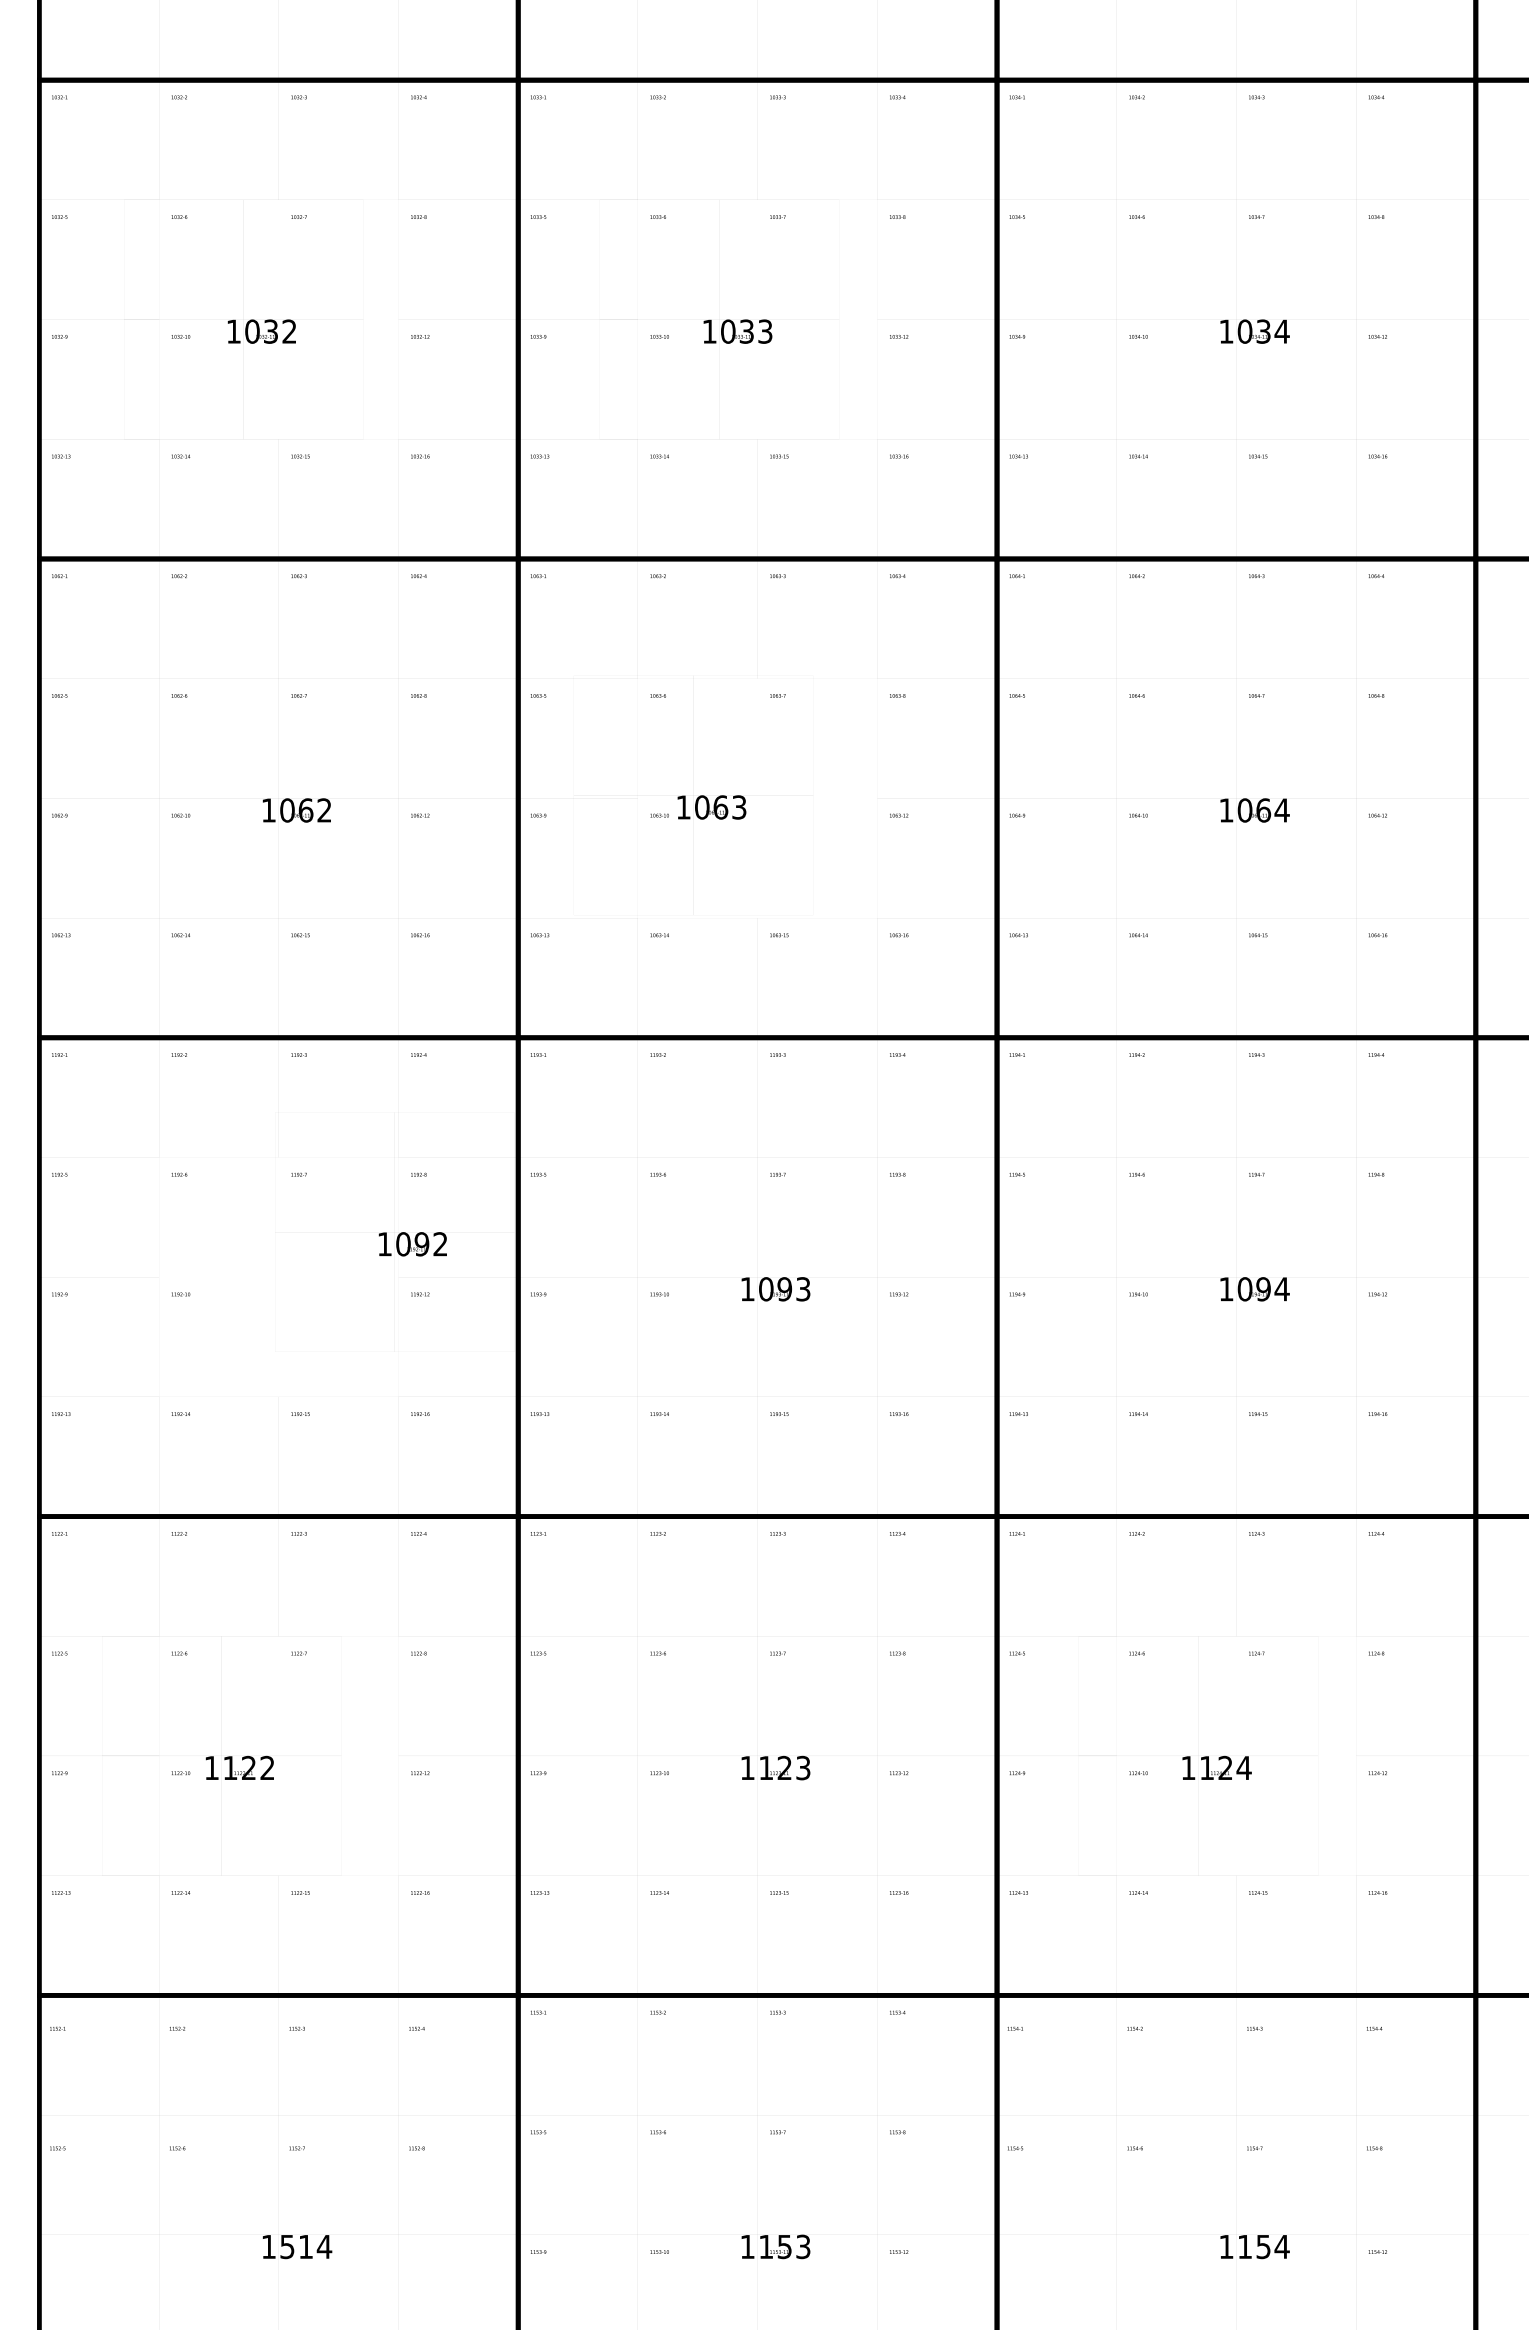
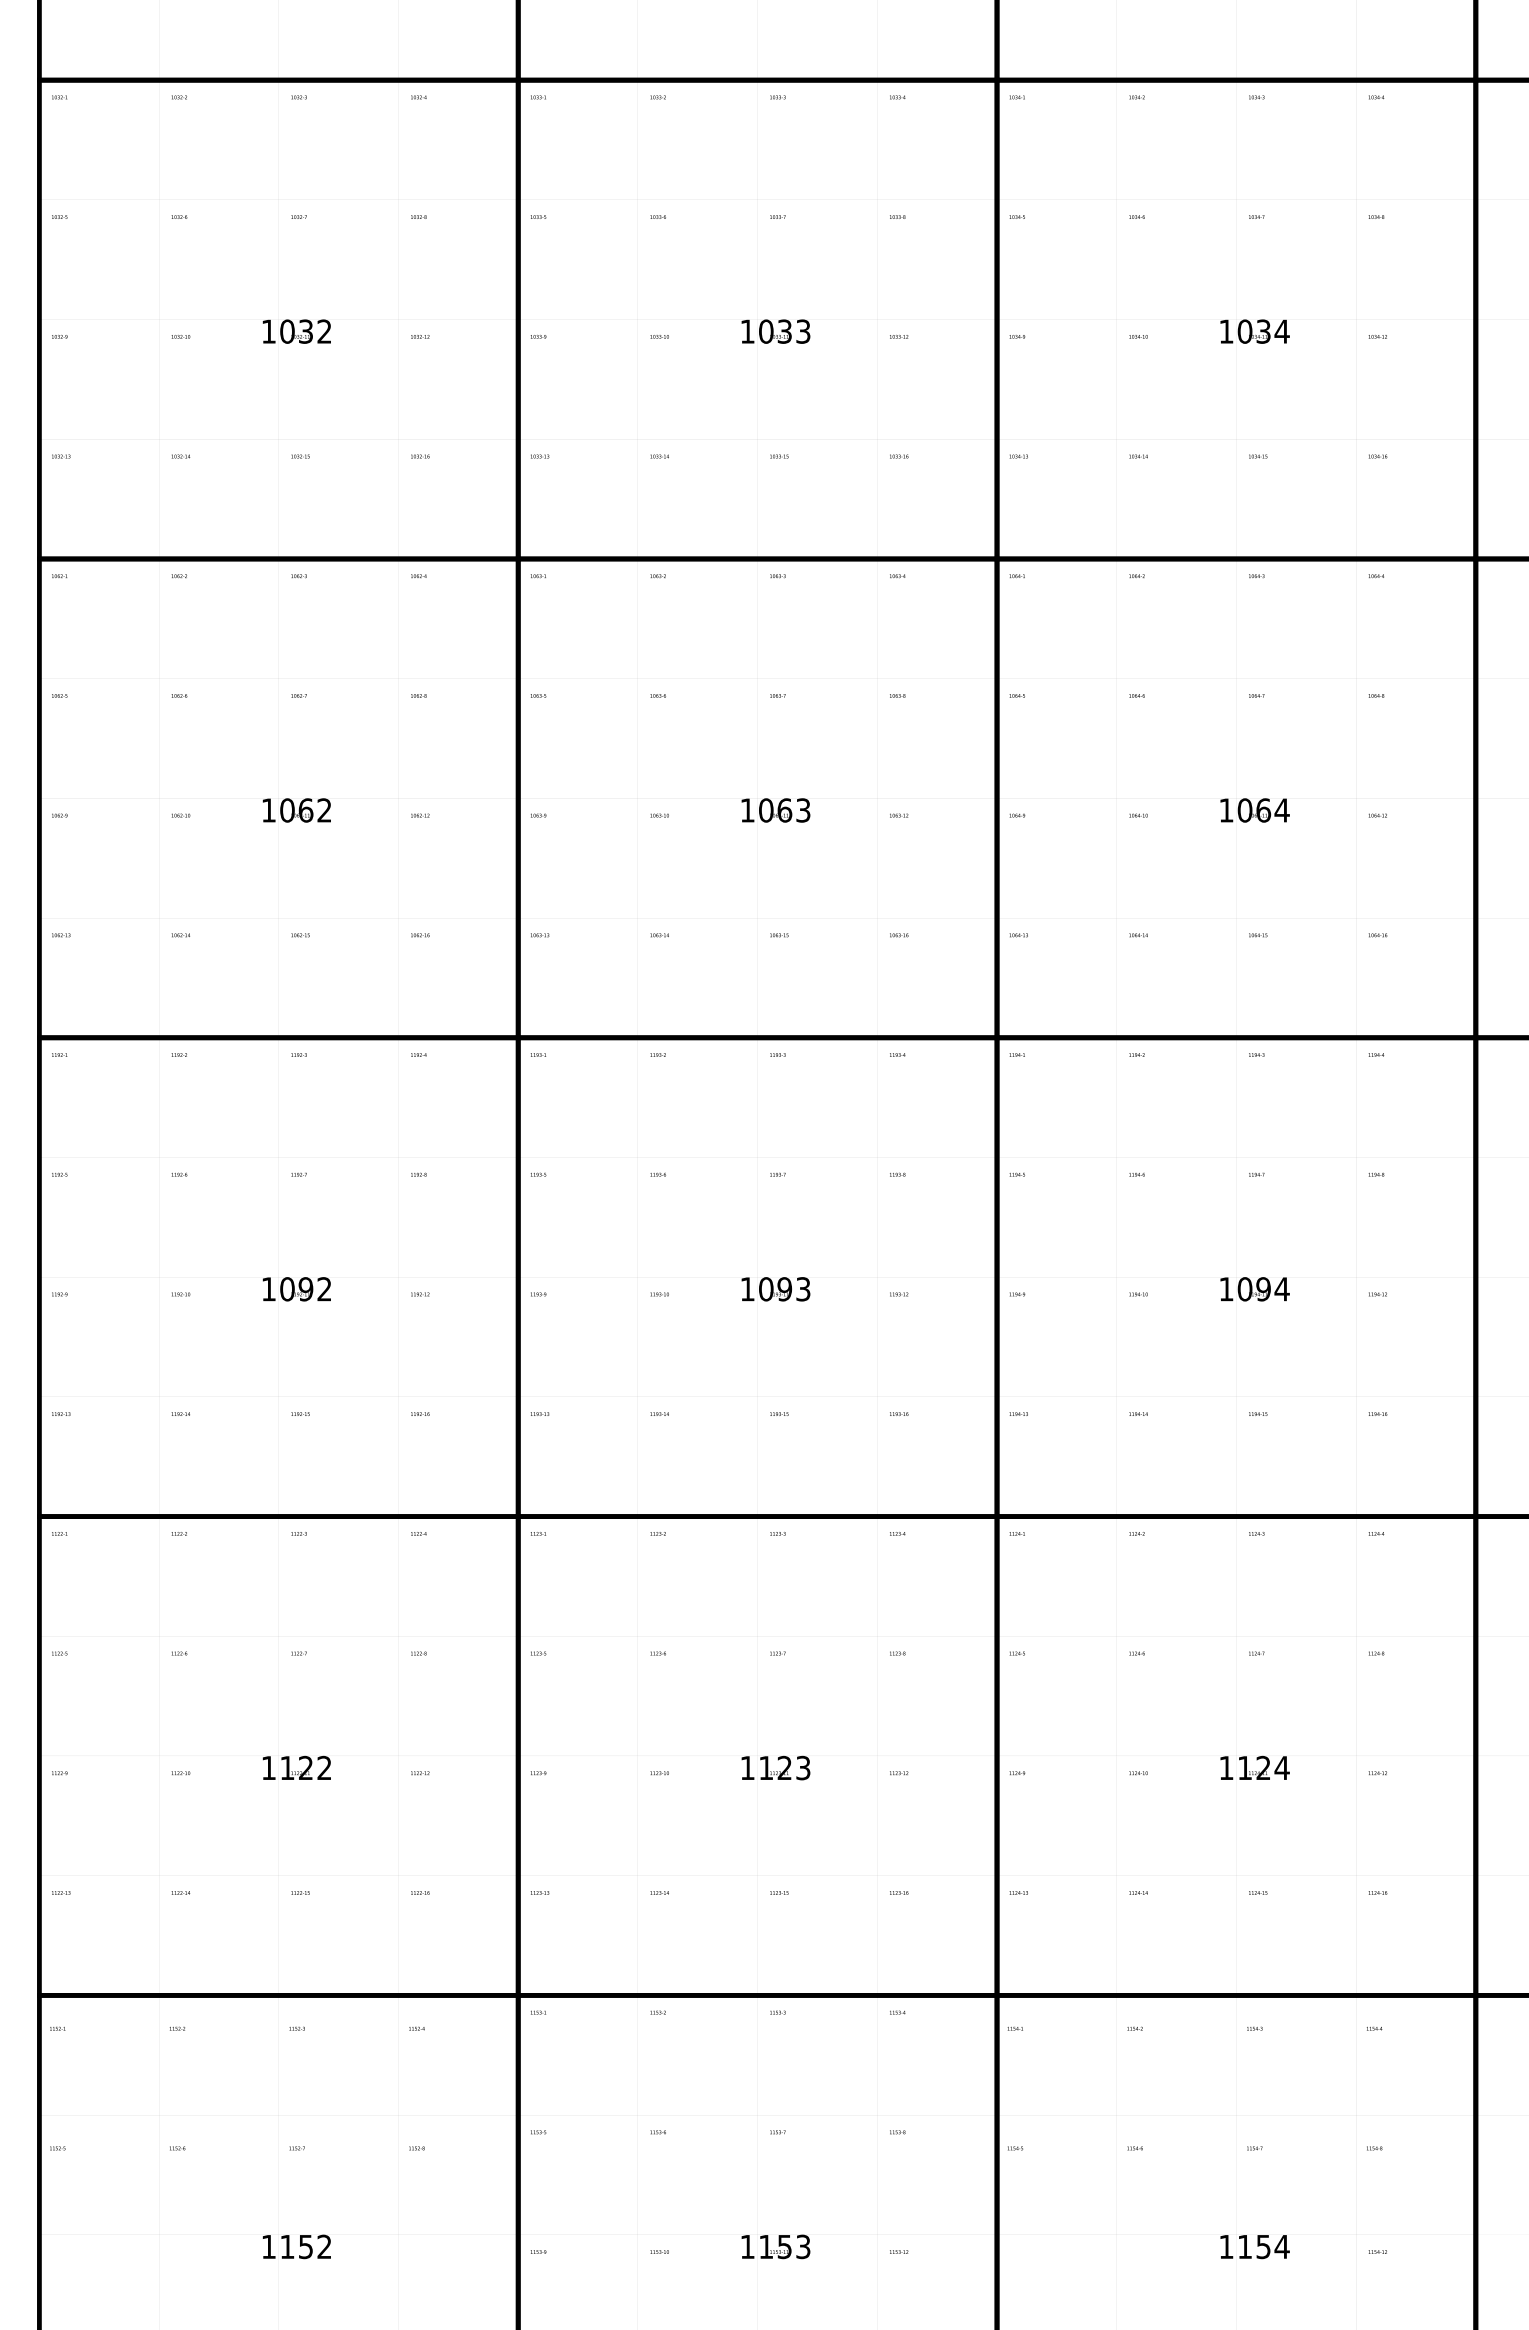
text position: (261, 331) -> (296, 331) (296, 331)
text position: (737, 331) -> (775, 331) (775, 331)
text position: (711, 807) -> (775, 810) (775, 810)
text position: (412, 1244) -> (296, 1289) (296, 1289)
text position: (239, 1767) -> (296, 1767) (296, 1767)
text position: (1216, 1767) -> (1254, 1767) (1254, 1767)
text: 1514 -> 1152 (306, 2246)
